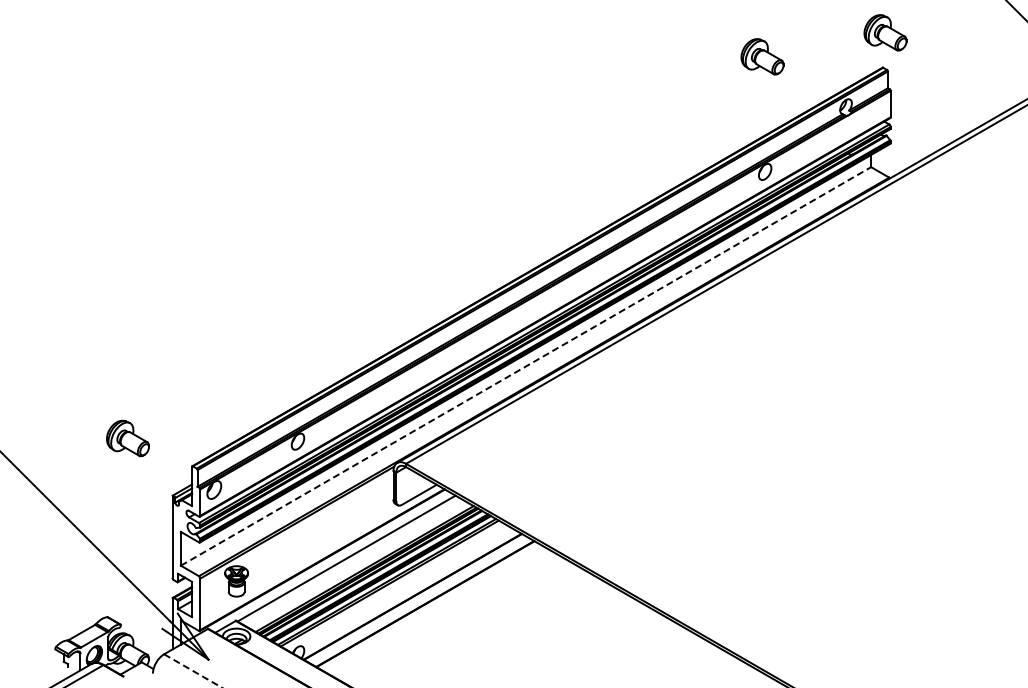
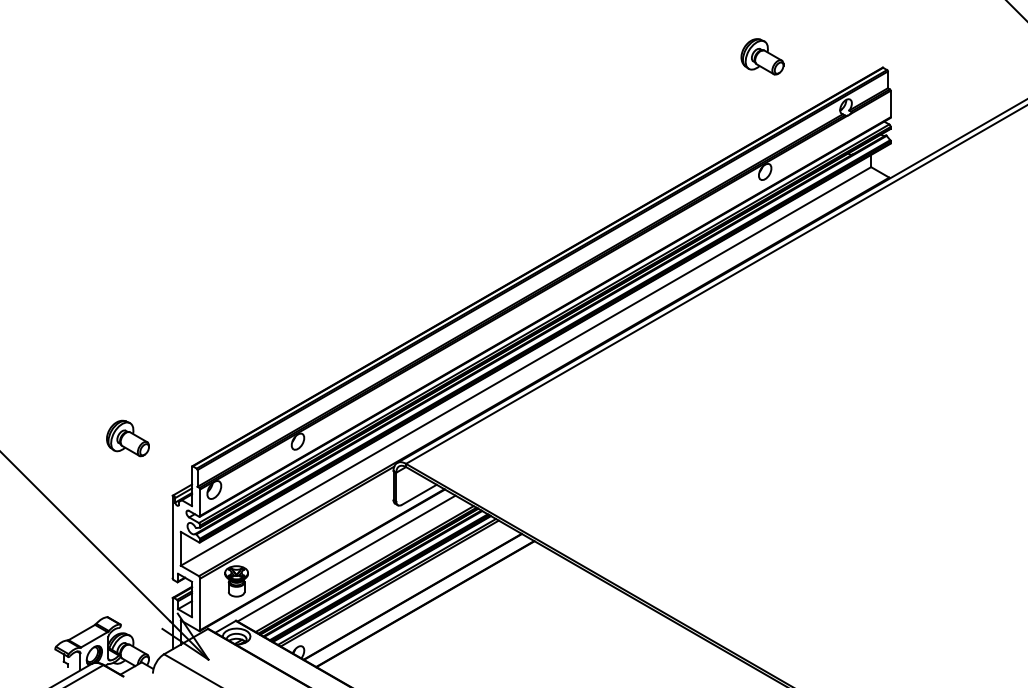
part: present -> none (885, 32)
line: dashed -> solid (526, 366)
line: dashed -> solid (193, 671)
